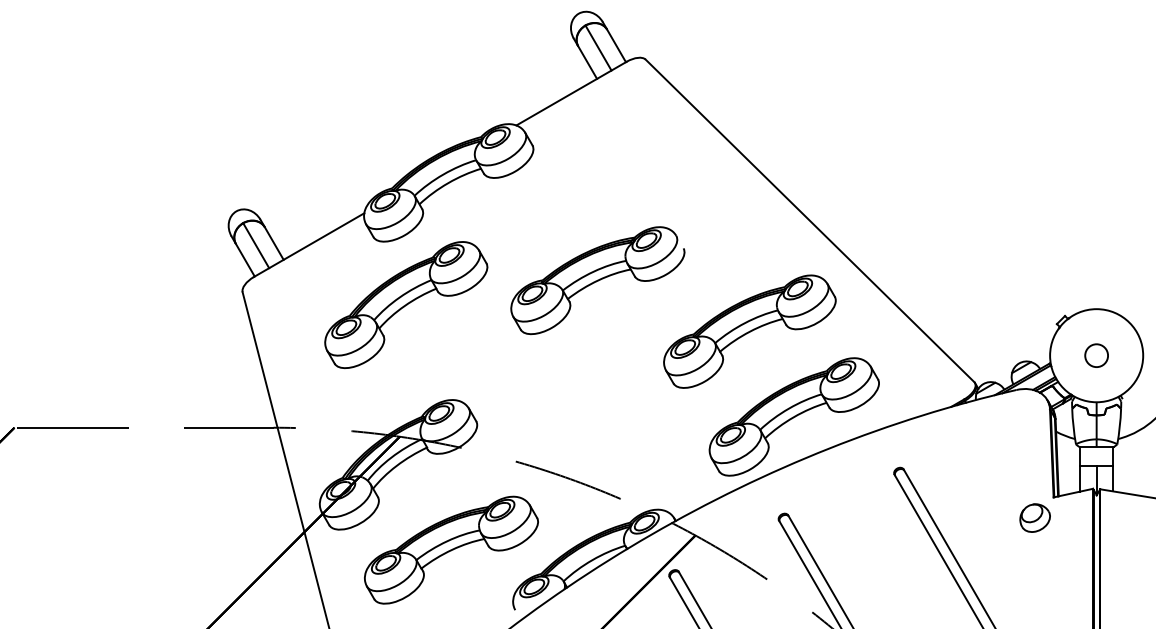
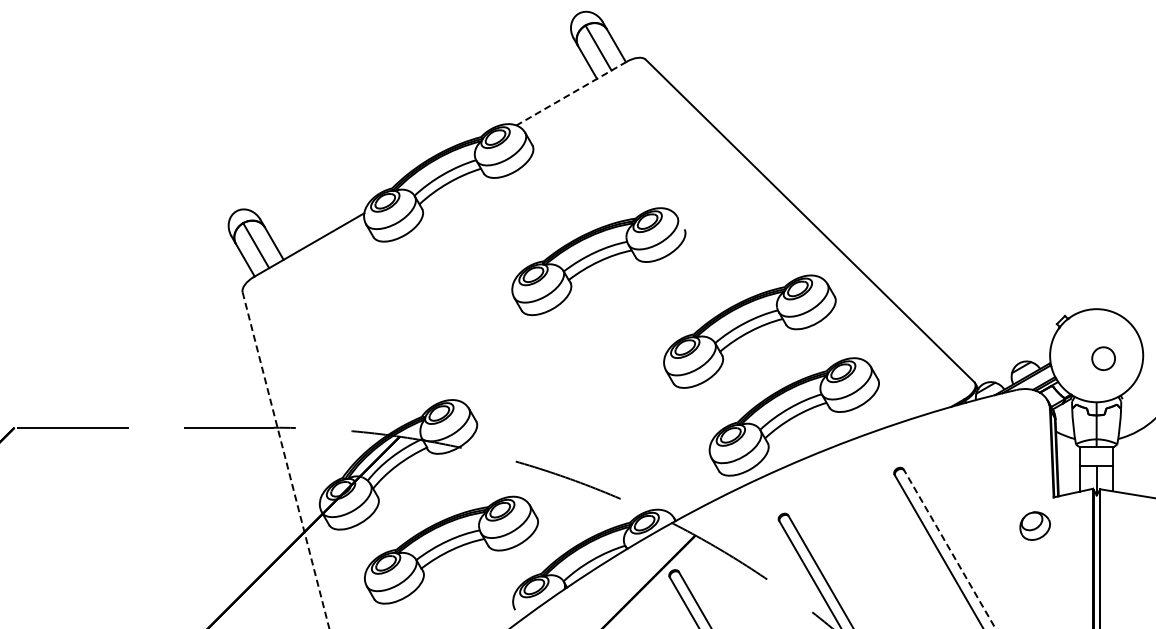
line: solid -> dashed (571, 93)
part position: (597, 280) -> (598, 261) (598, 261)
part: present -> none (406, 305)
circle position: (1096, 355) -> (1103, 358) (1103, 358)
line: solid -> dashed (286, 460)
part position: (1034, 517) -> (1034, 525) (1034, 525)
line: solid -> dashed (949, 548)
